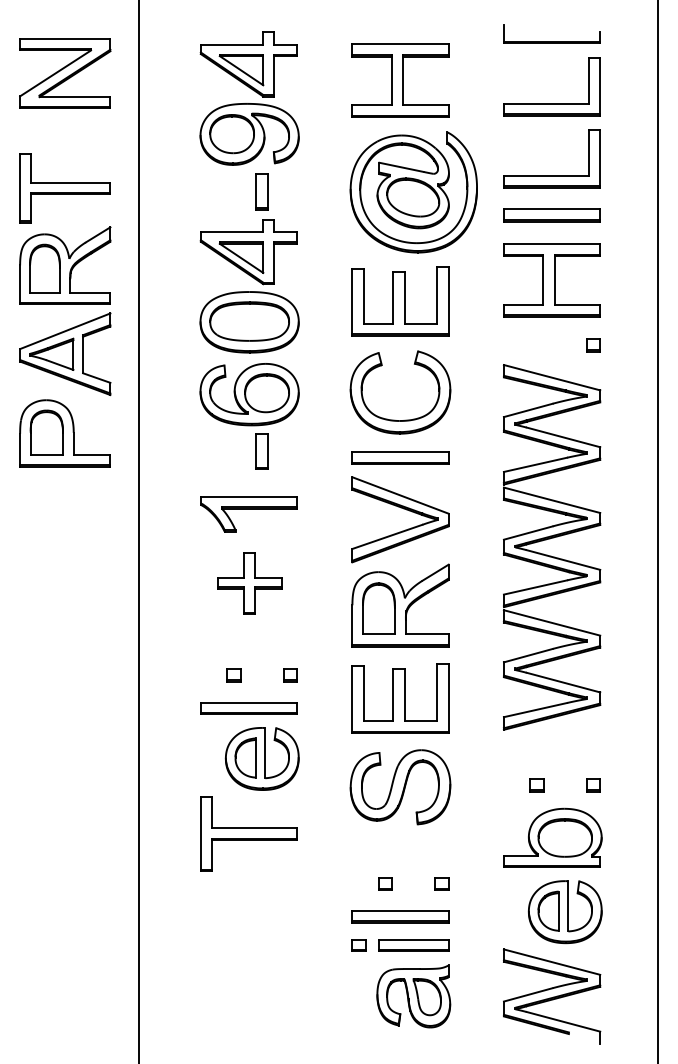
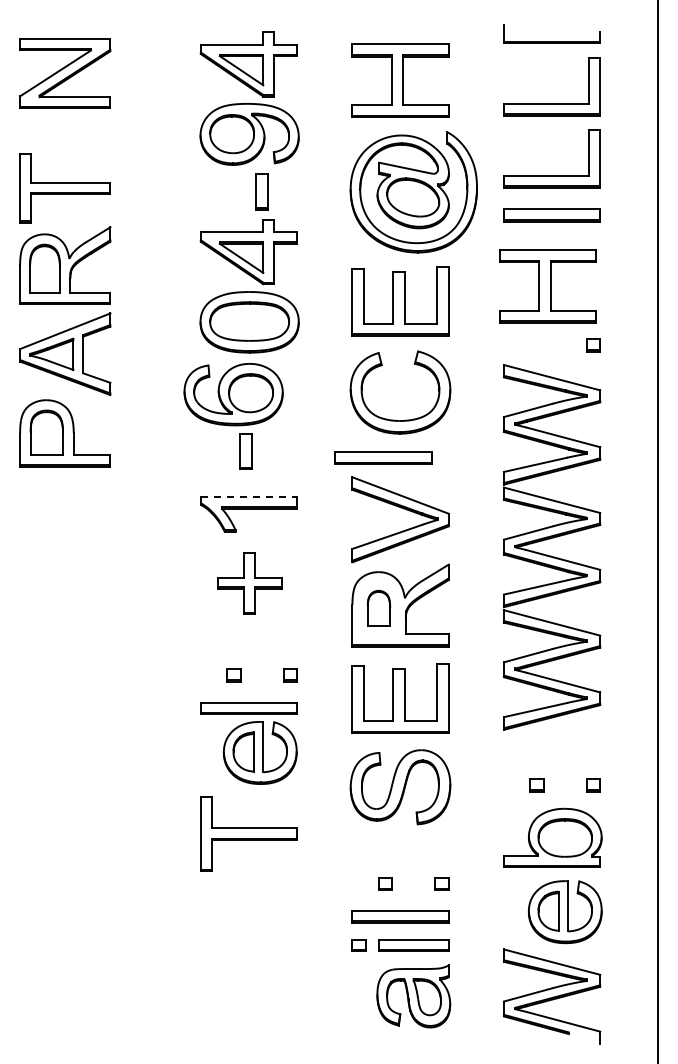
part position: (551, 280) -> (547, 286) (547, 286)
part position: (249, 416) -> (233, 416) (233, 416)
part position: (400, 457) -> (383, 457) (383, 457)
line: solid -> dashed (249, 497)
line: present -> none (138, 531)
part size: 34x53 px -> 26x37 px (378, 608)
part position: (261, 758) -> (259, 752) (259, 752)
